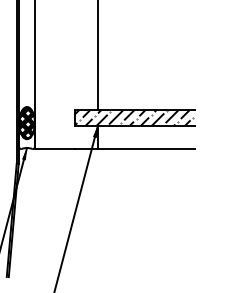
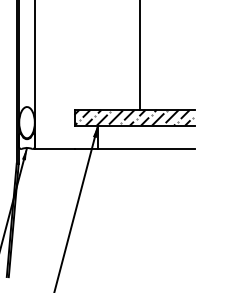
line position: (97, 55) -> (139, 55) (139, 55)
hatch: present -> none (26, 122)
